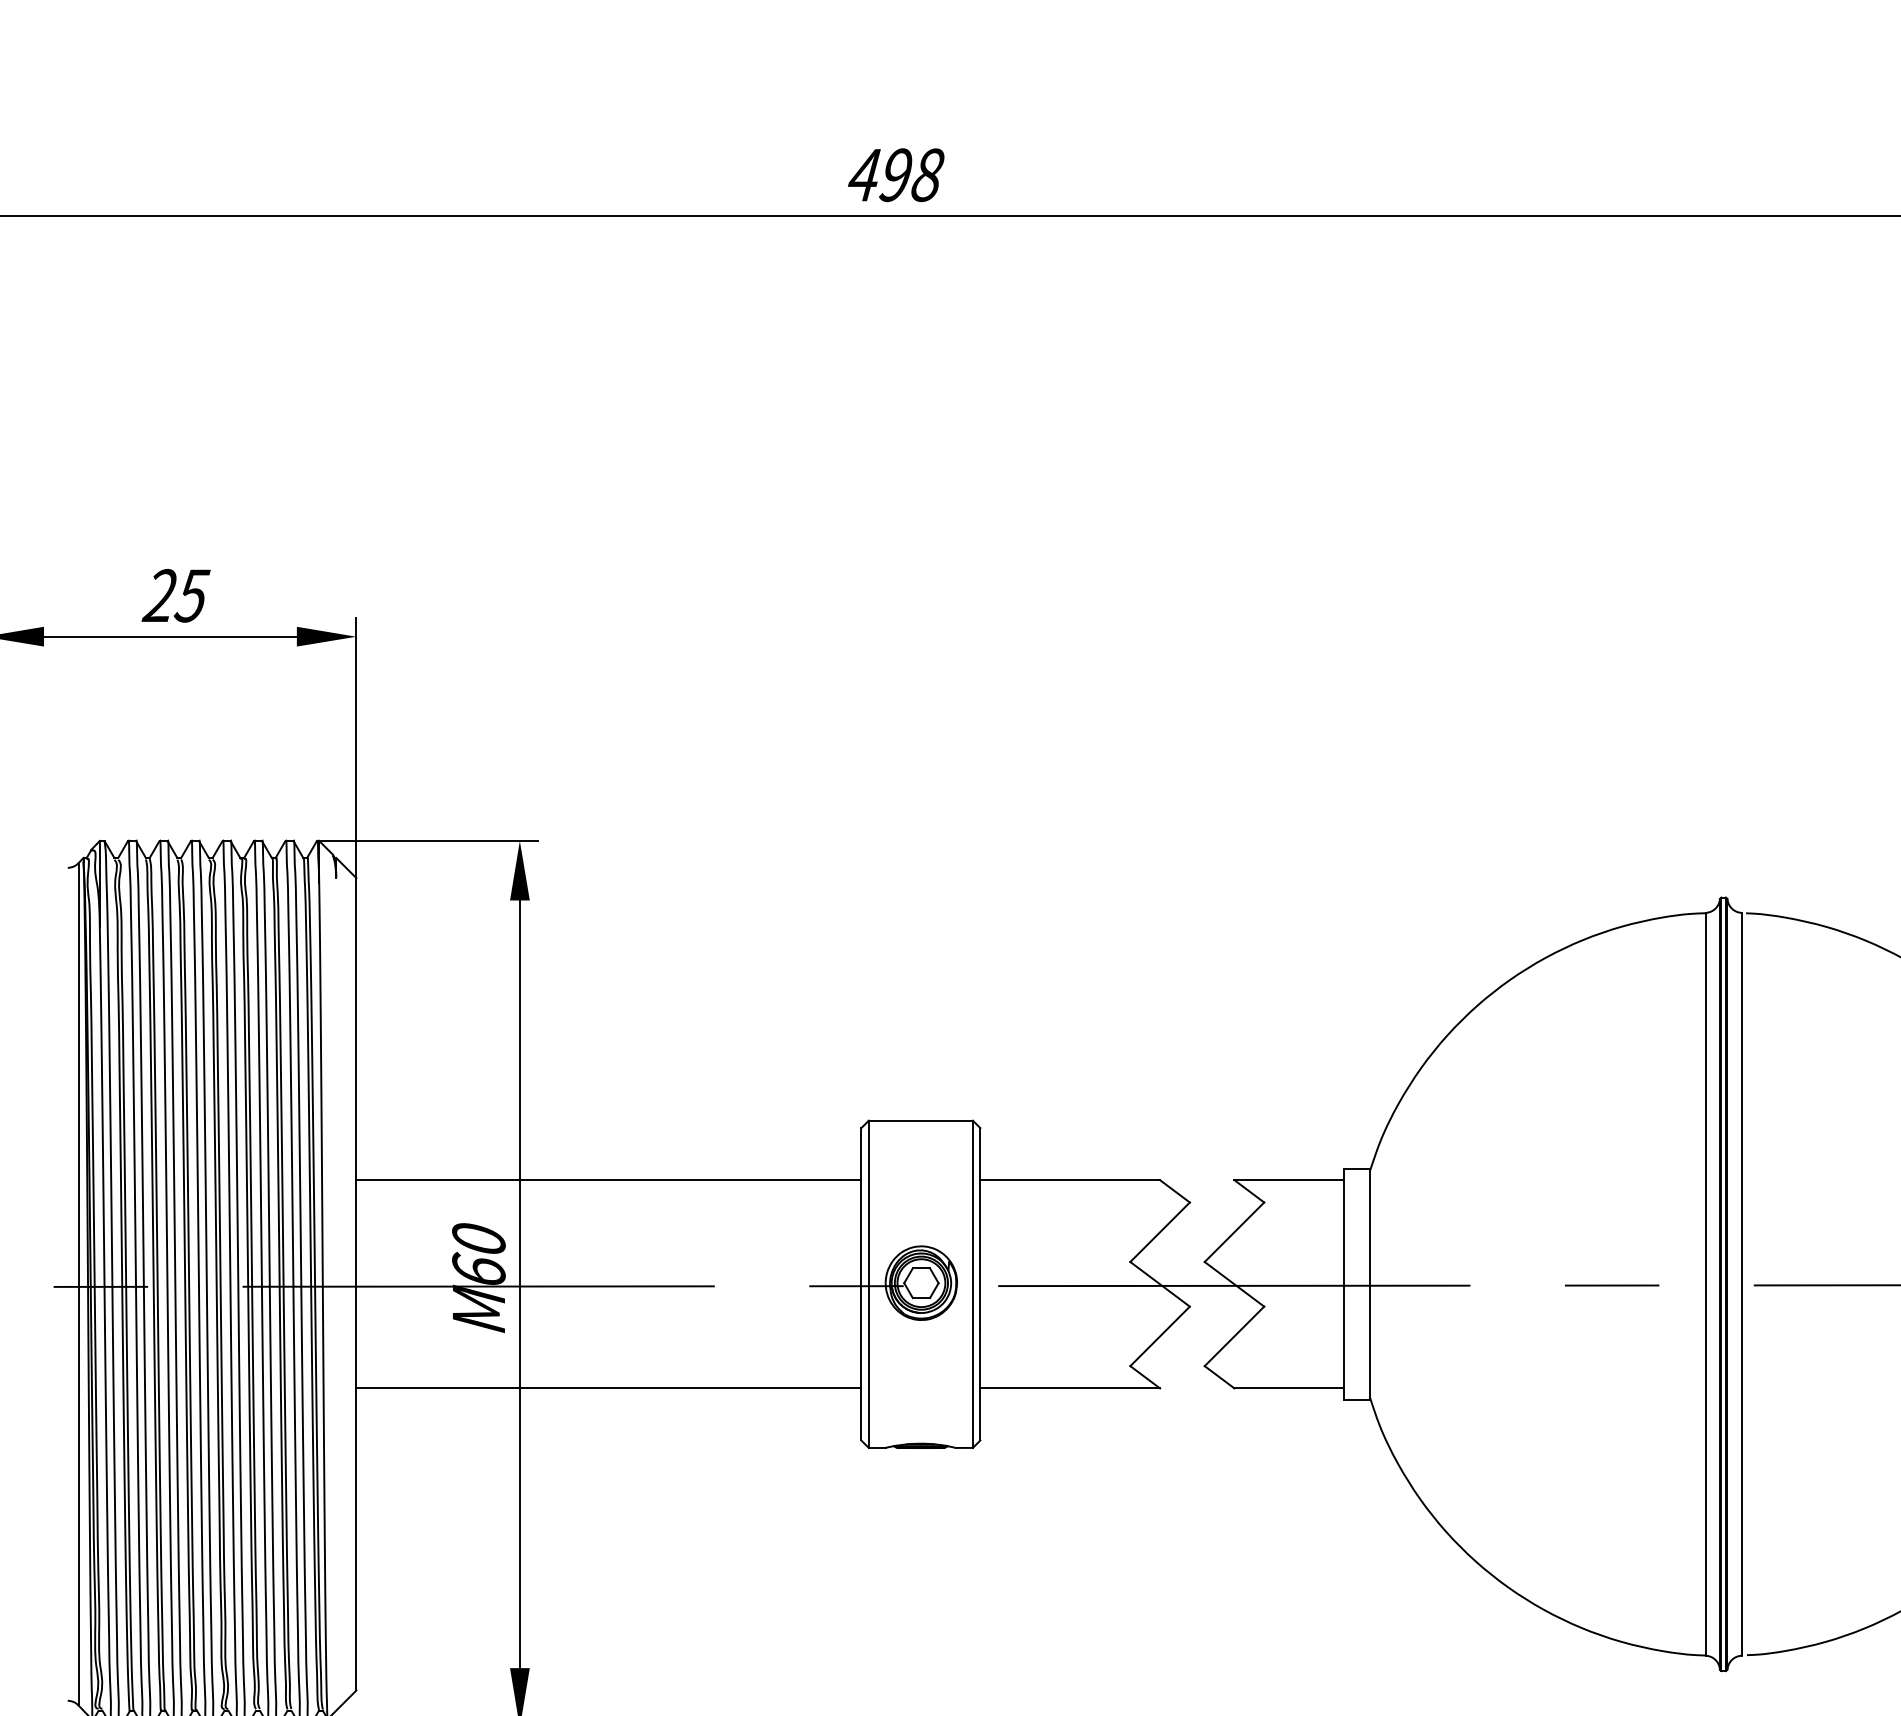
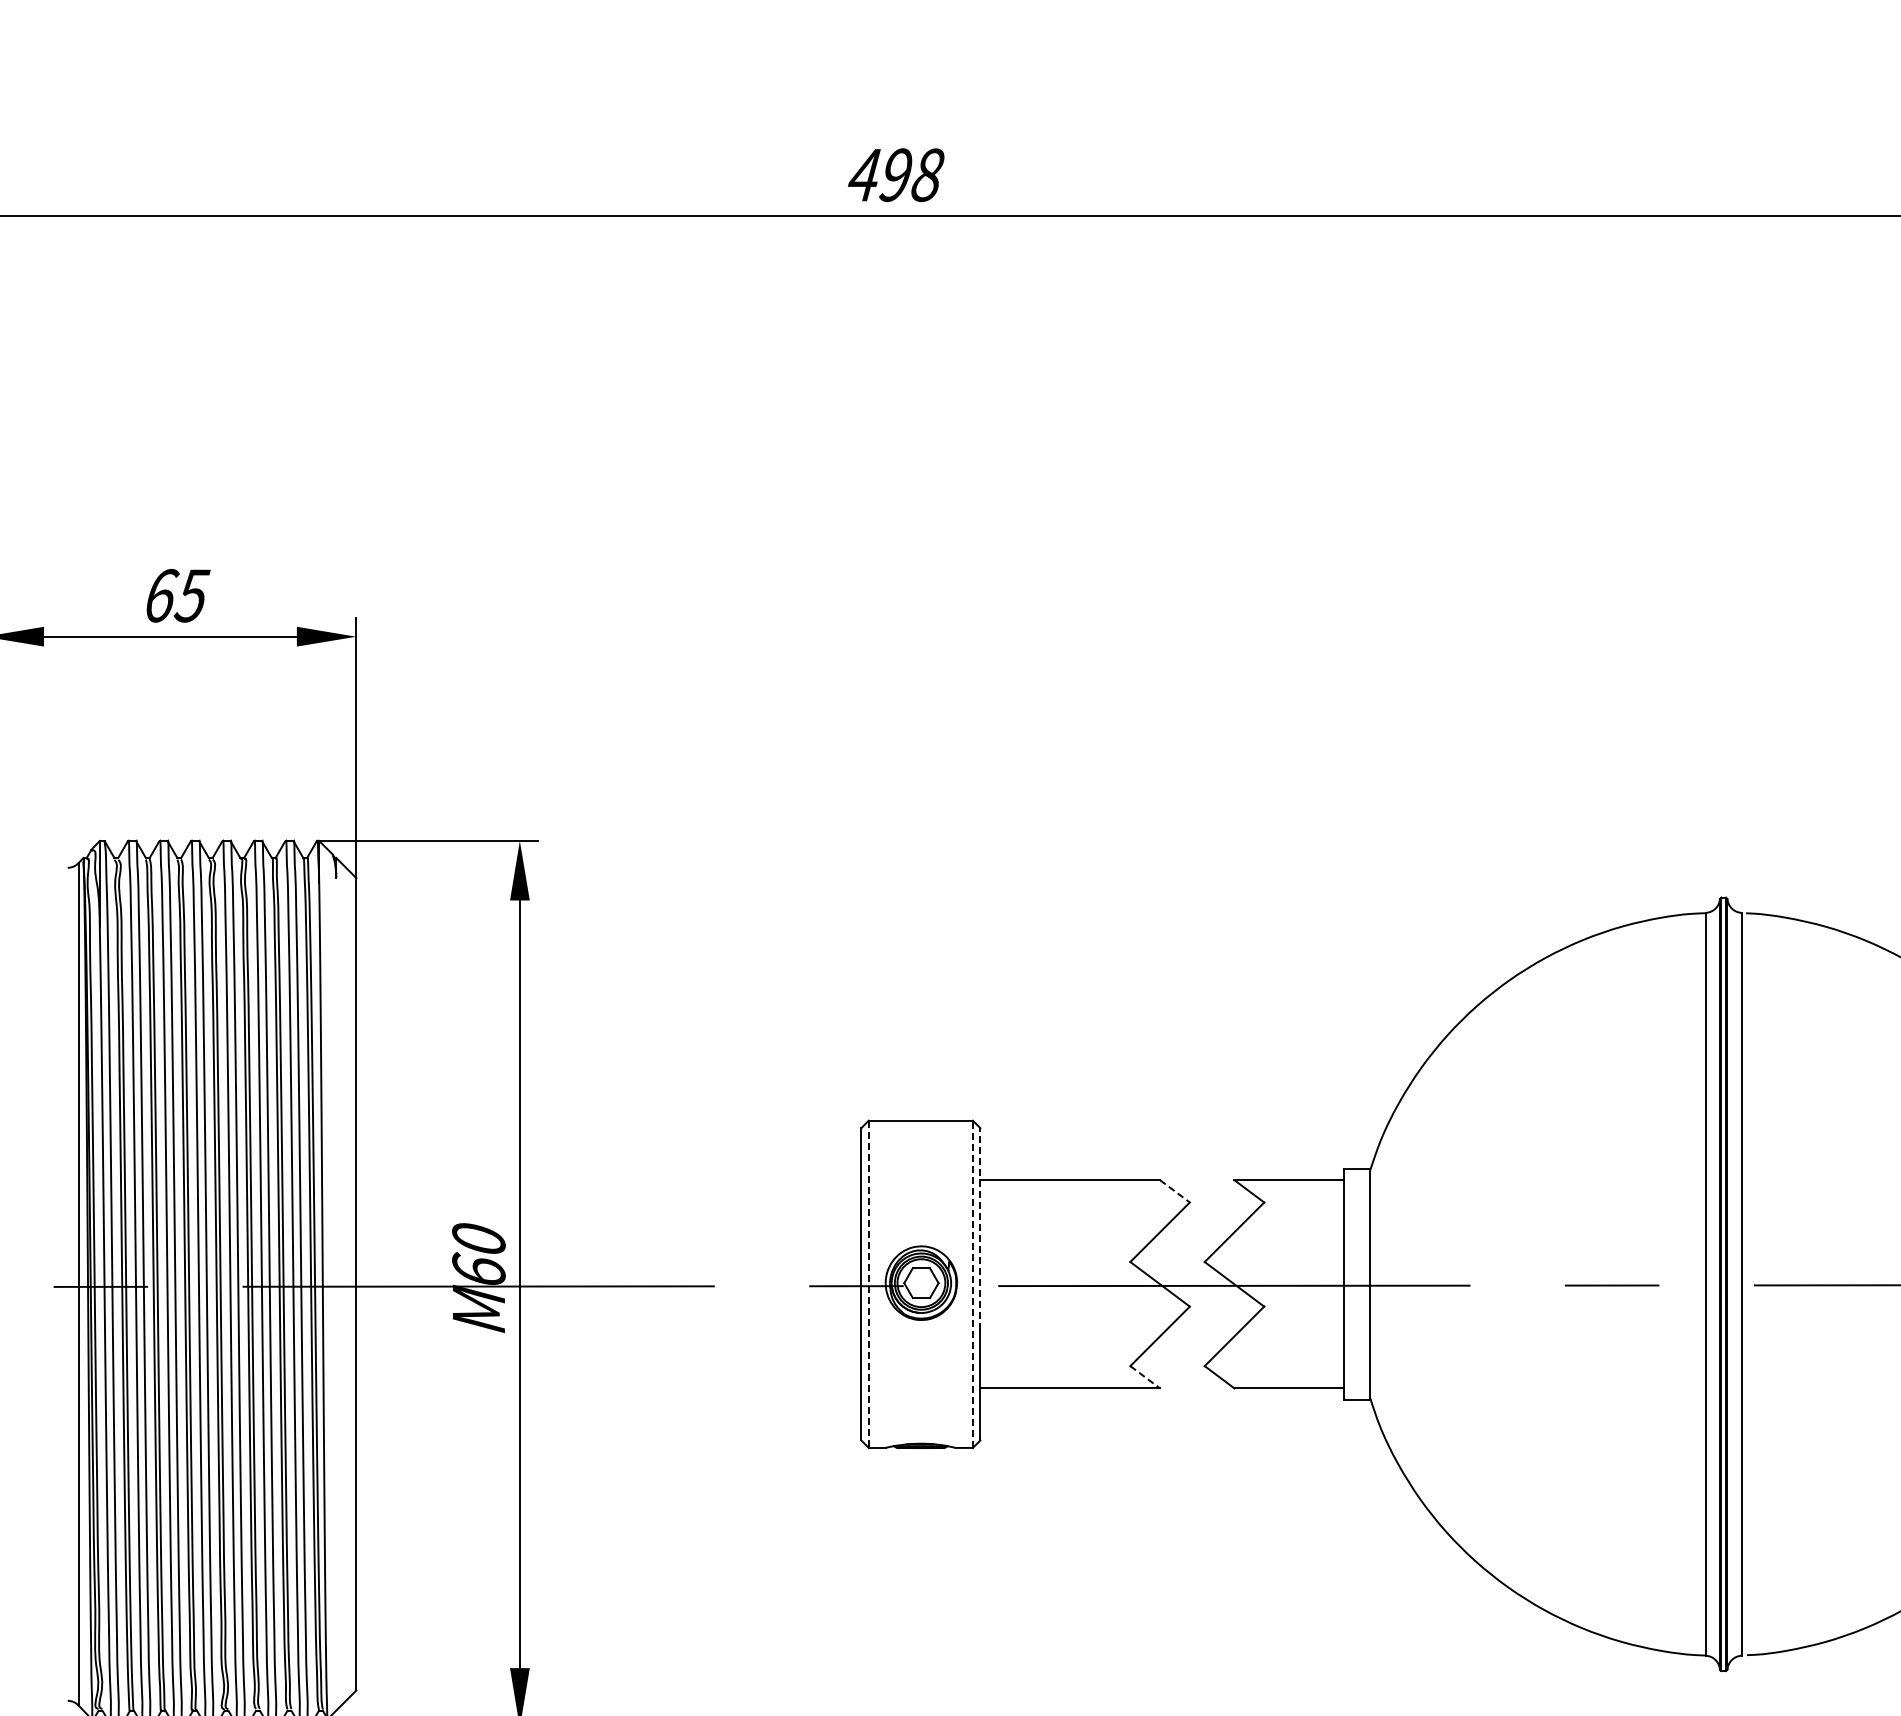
text: 25 -> 65 (160, 595)
line: present -> none (608, 1180)
line: solid -> dashed (1174, 1191)
line: solid -> dashed (980, 1229)
line: solid -> dashed (868, 1284)
line: solid -> dashed (972, 1284)
line: solid -> dashed (1145, 1377)
line: present -> none (608, 1388)
